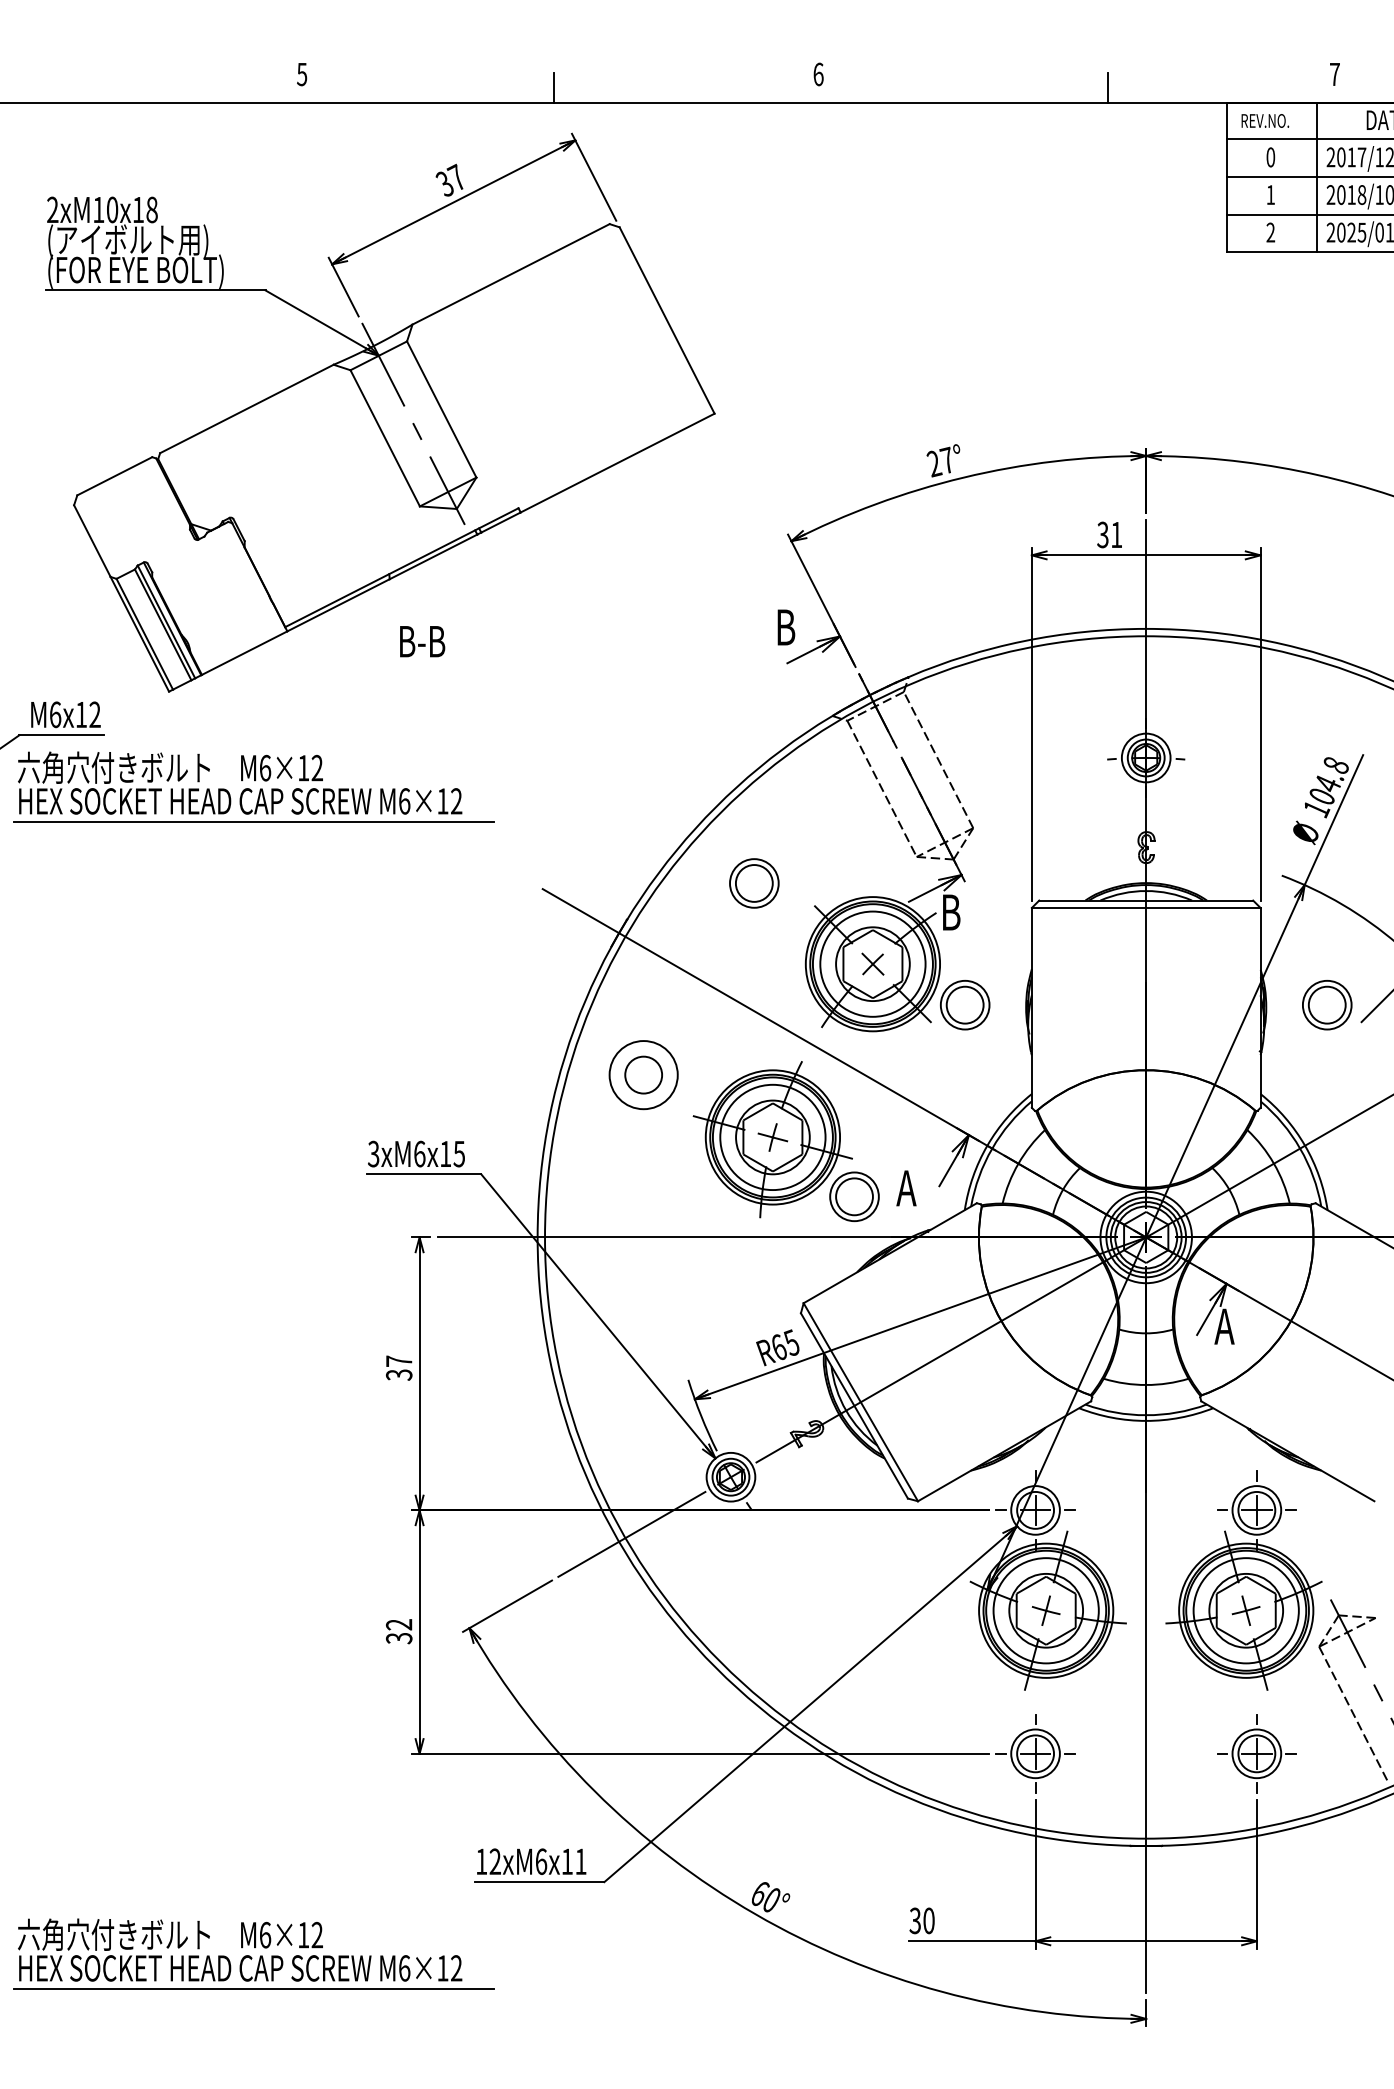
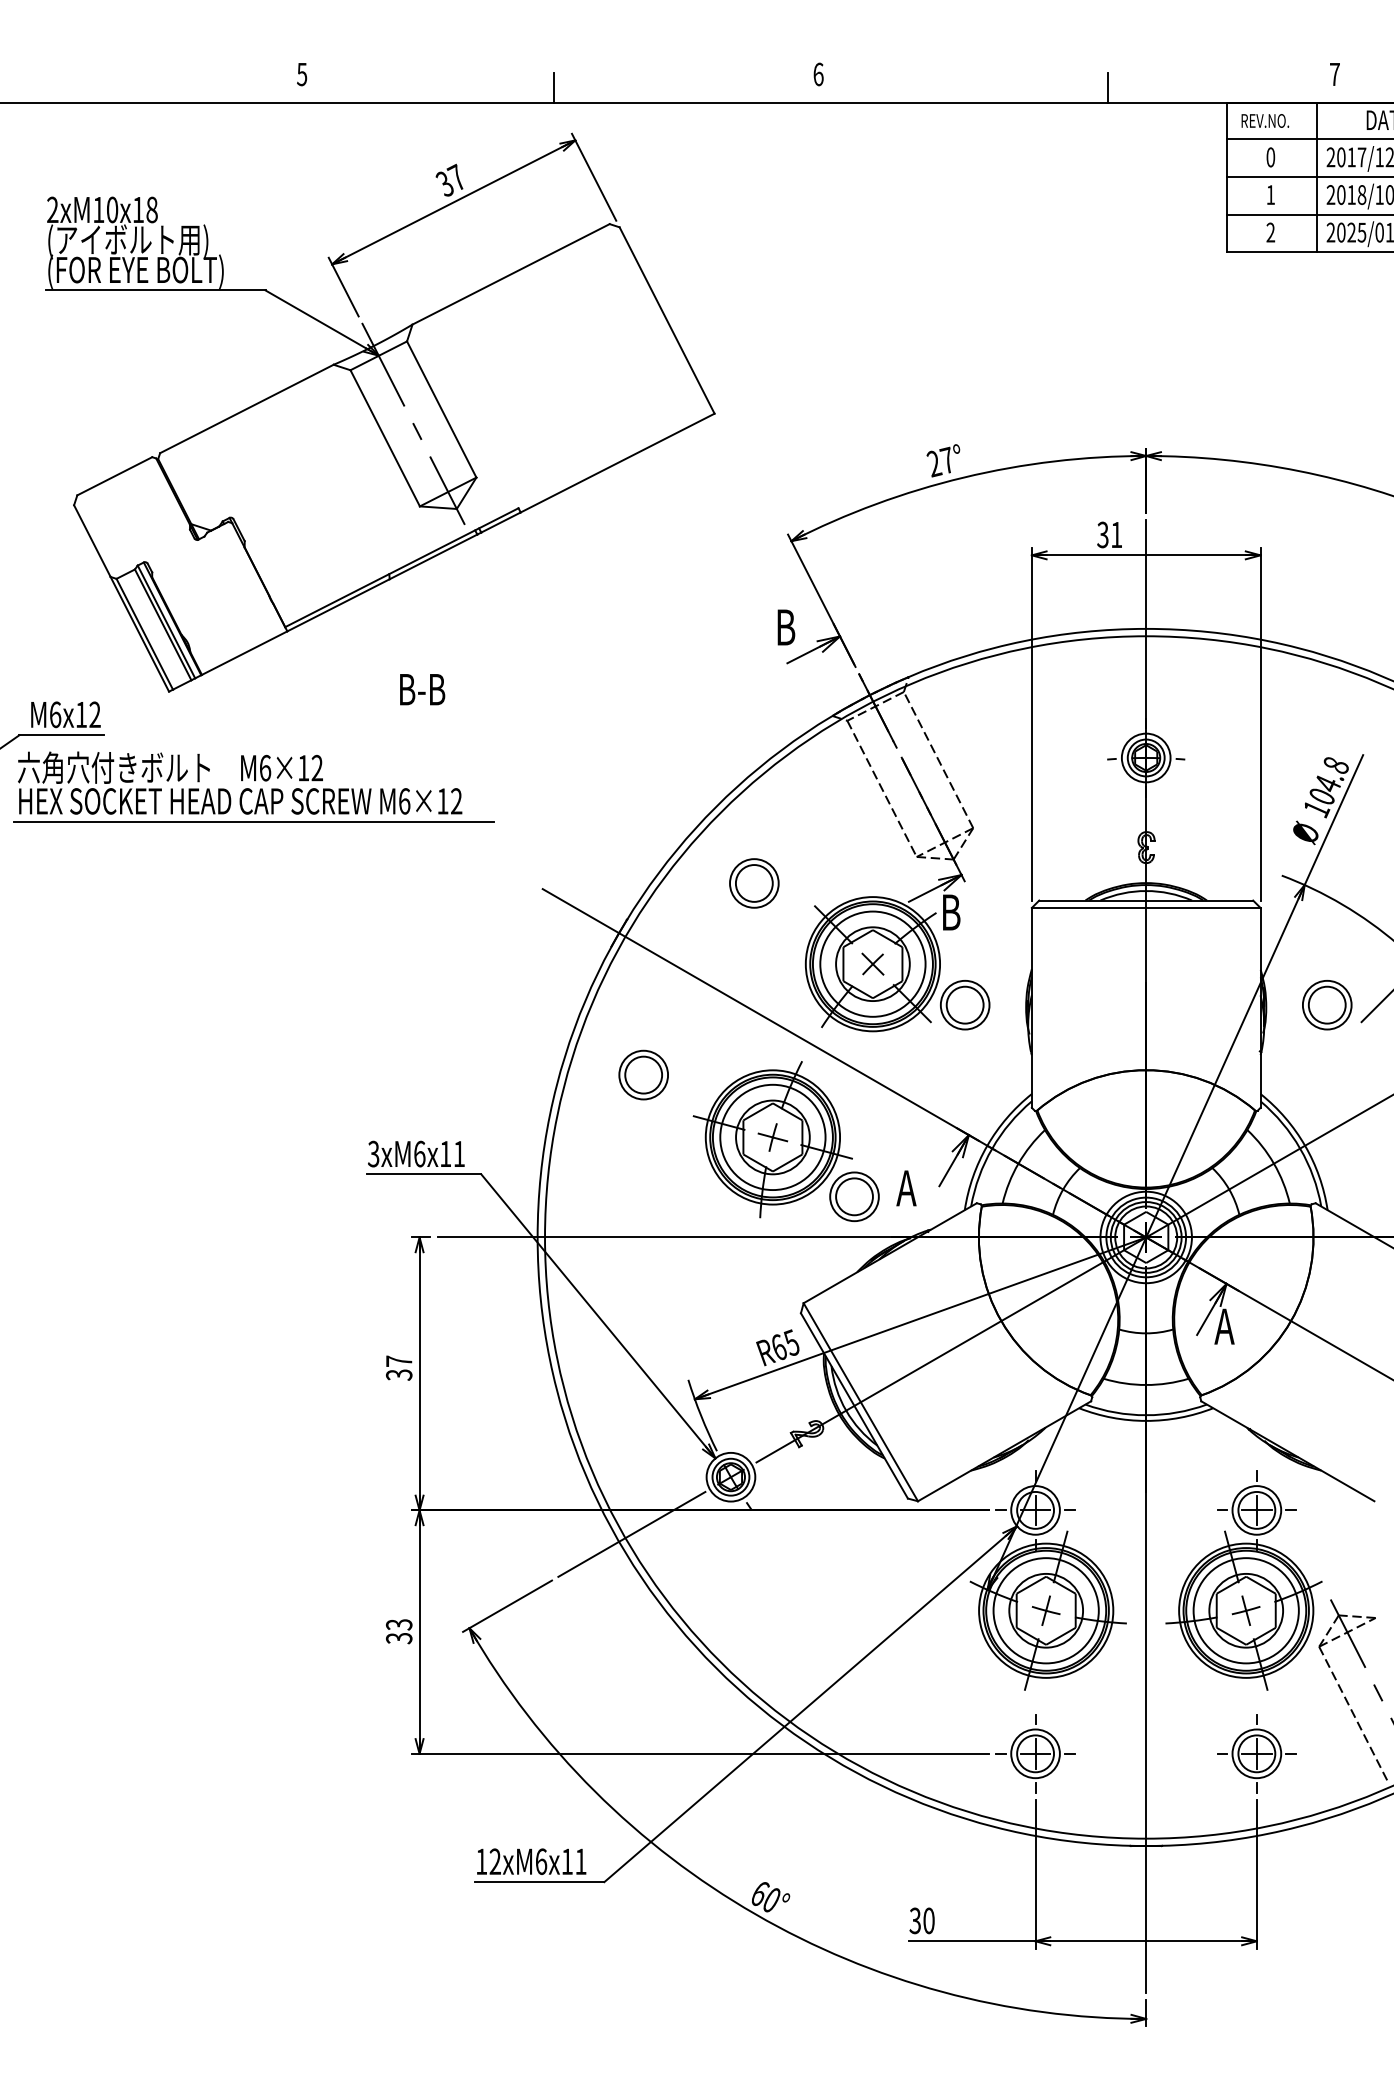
text position: (422, 641) -> (422, 689) (422, 689)
circle diameter: 68 px -> 49 px (643, 1074)
text: 3xM6x15 -> 3xM6x11 (458, 1154)
text: 32 -> 33 (399, 1624)
part: present -> none (253, 1953)
